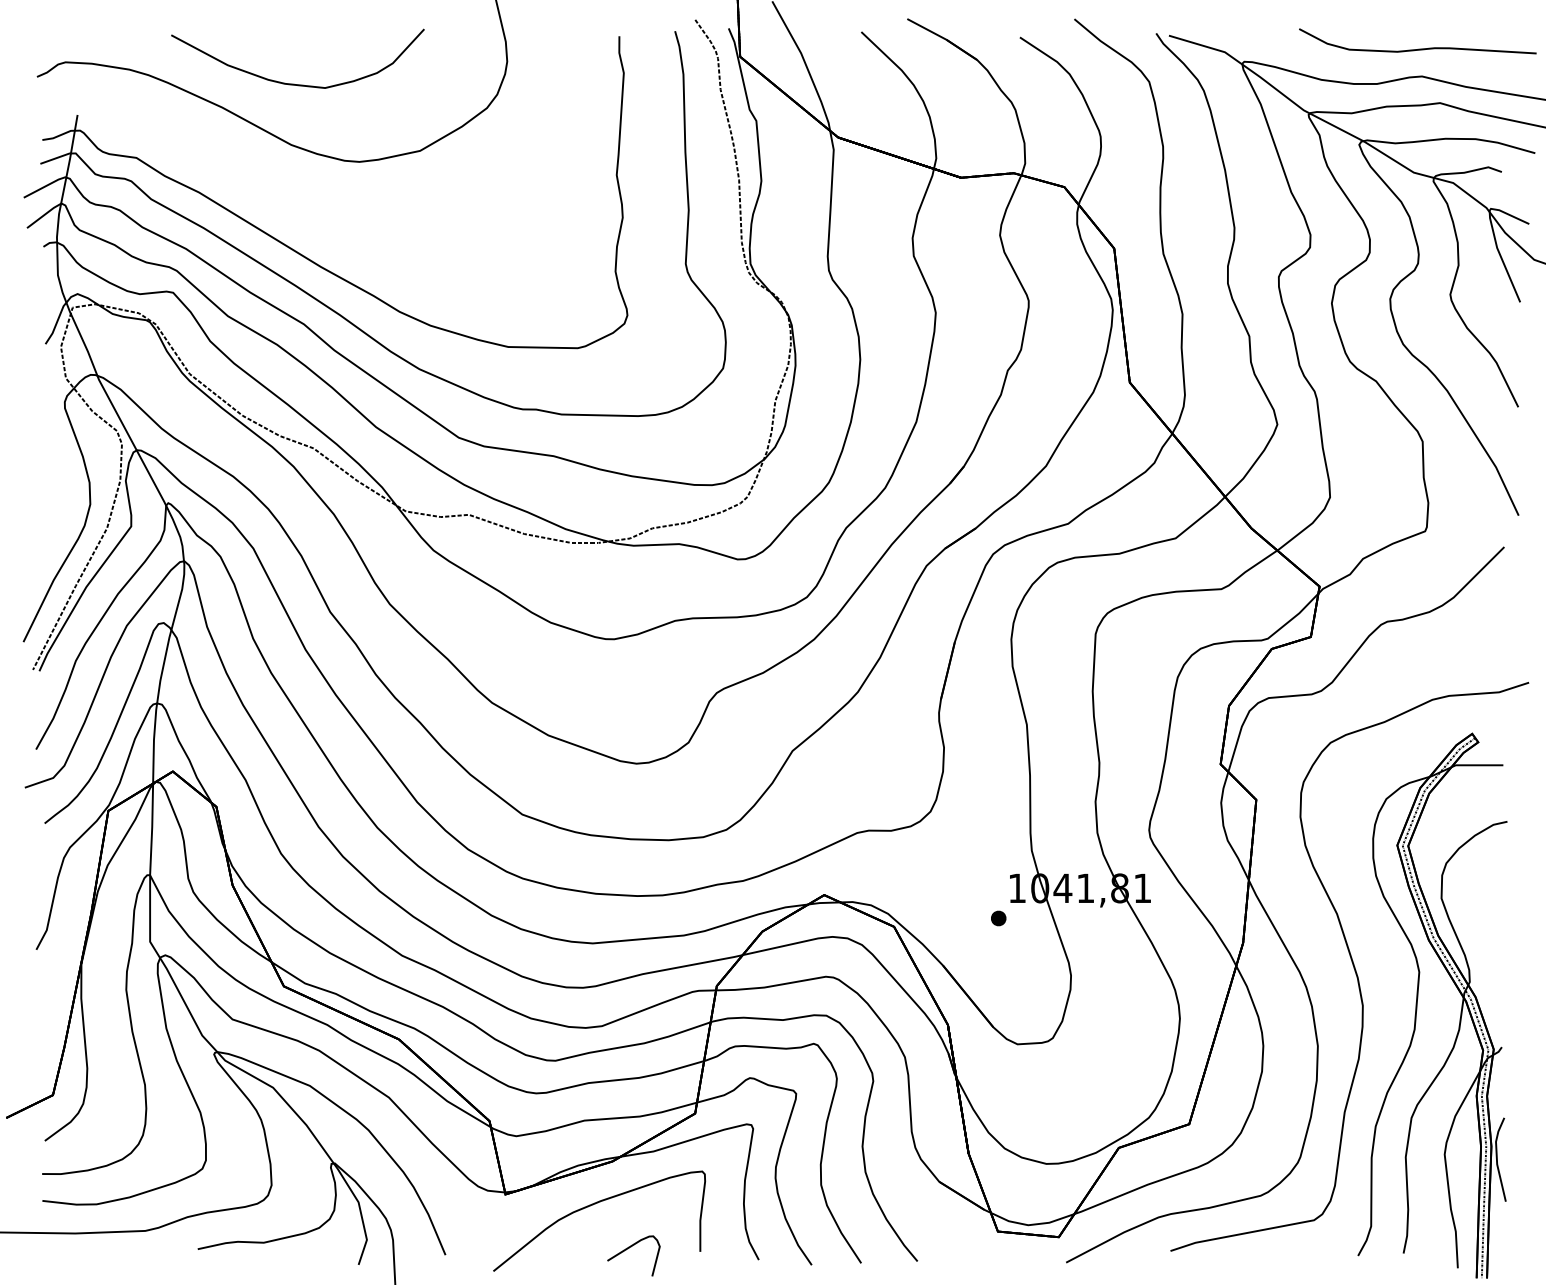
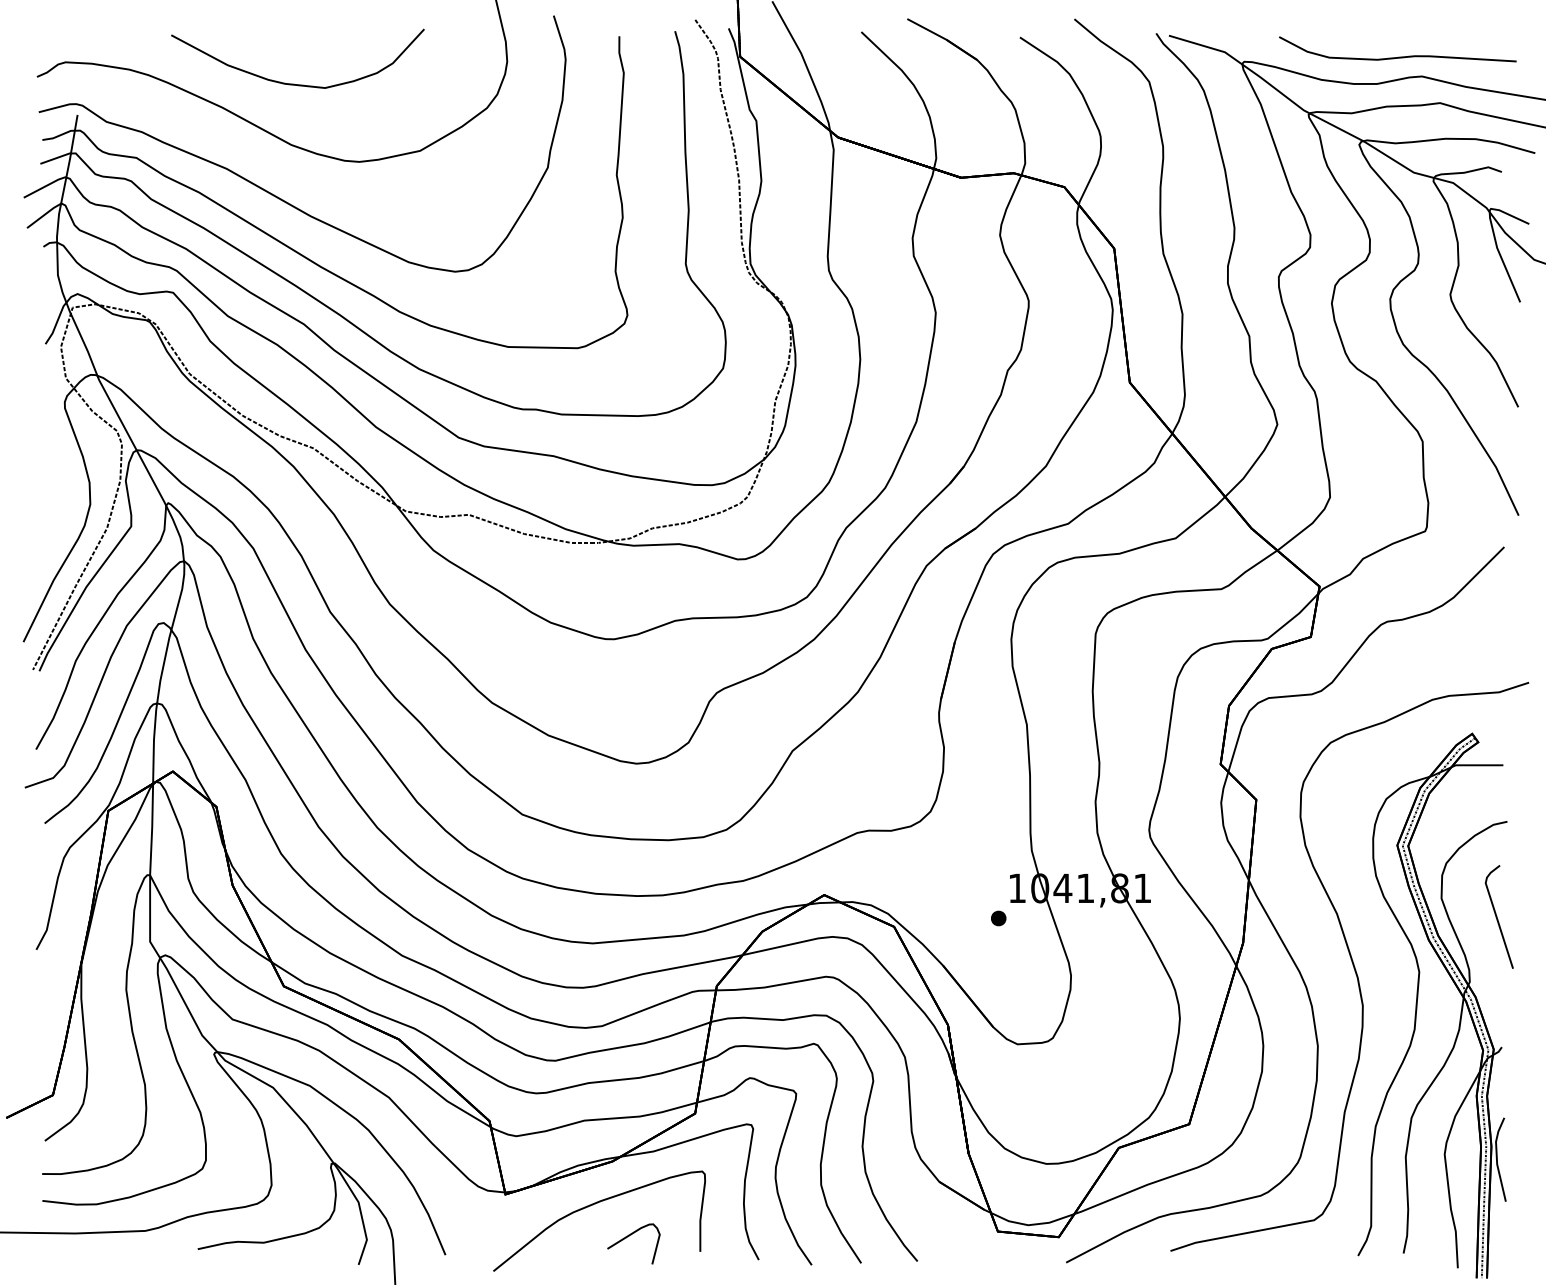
curve position: (1418, 48) -> (1398, 56) (1398, 56)
part: none -> present (276, 195)
line: none -> present (1497, 916)
curve position: (629, 1248) -> (629, 1236) (629, 1236)
